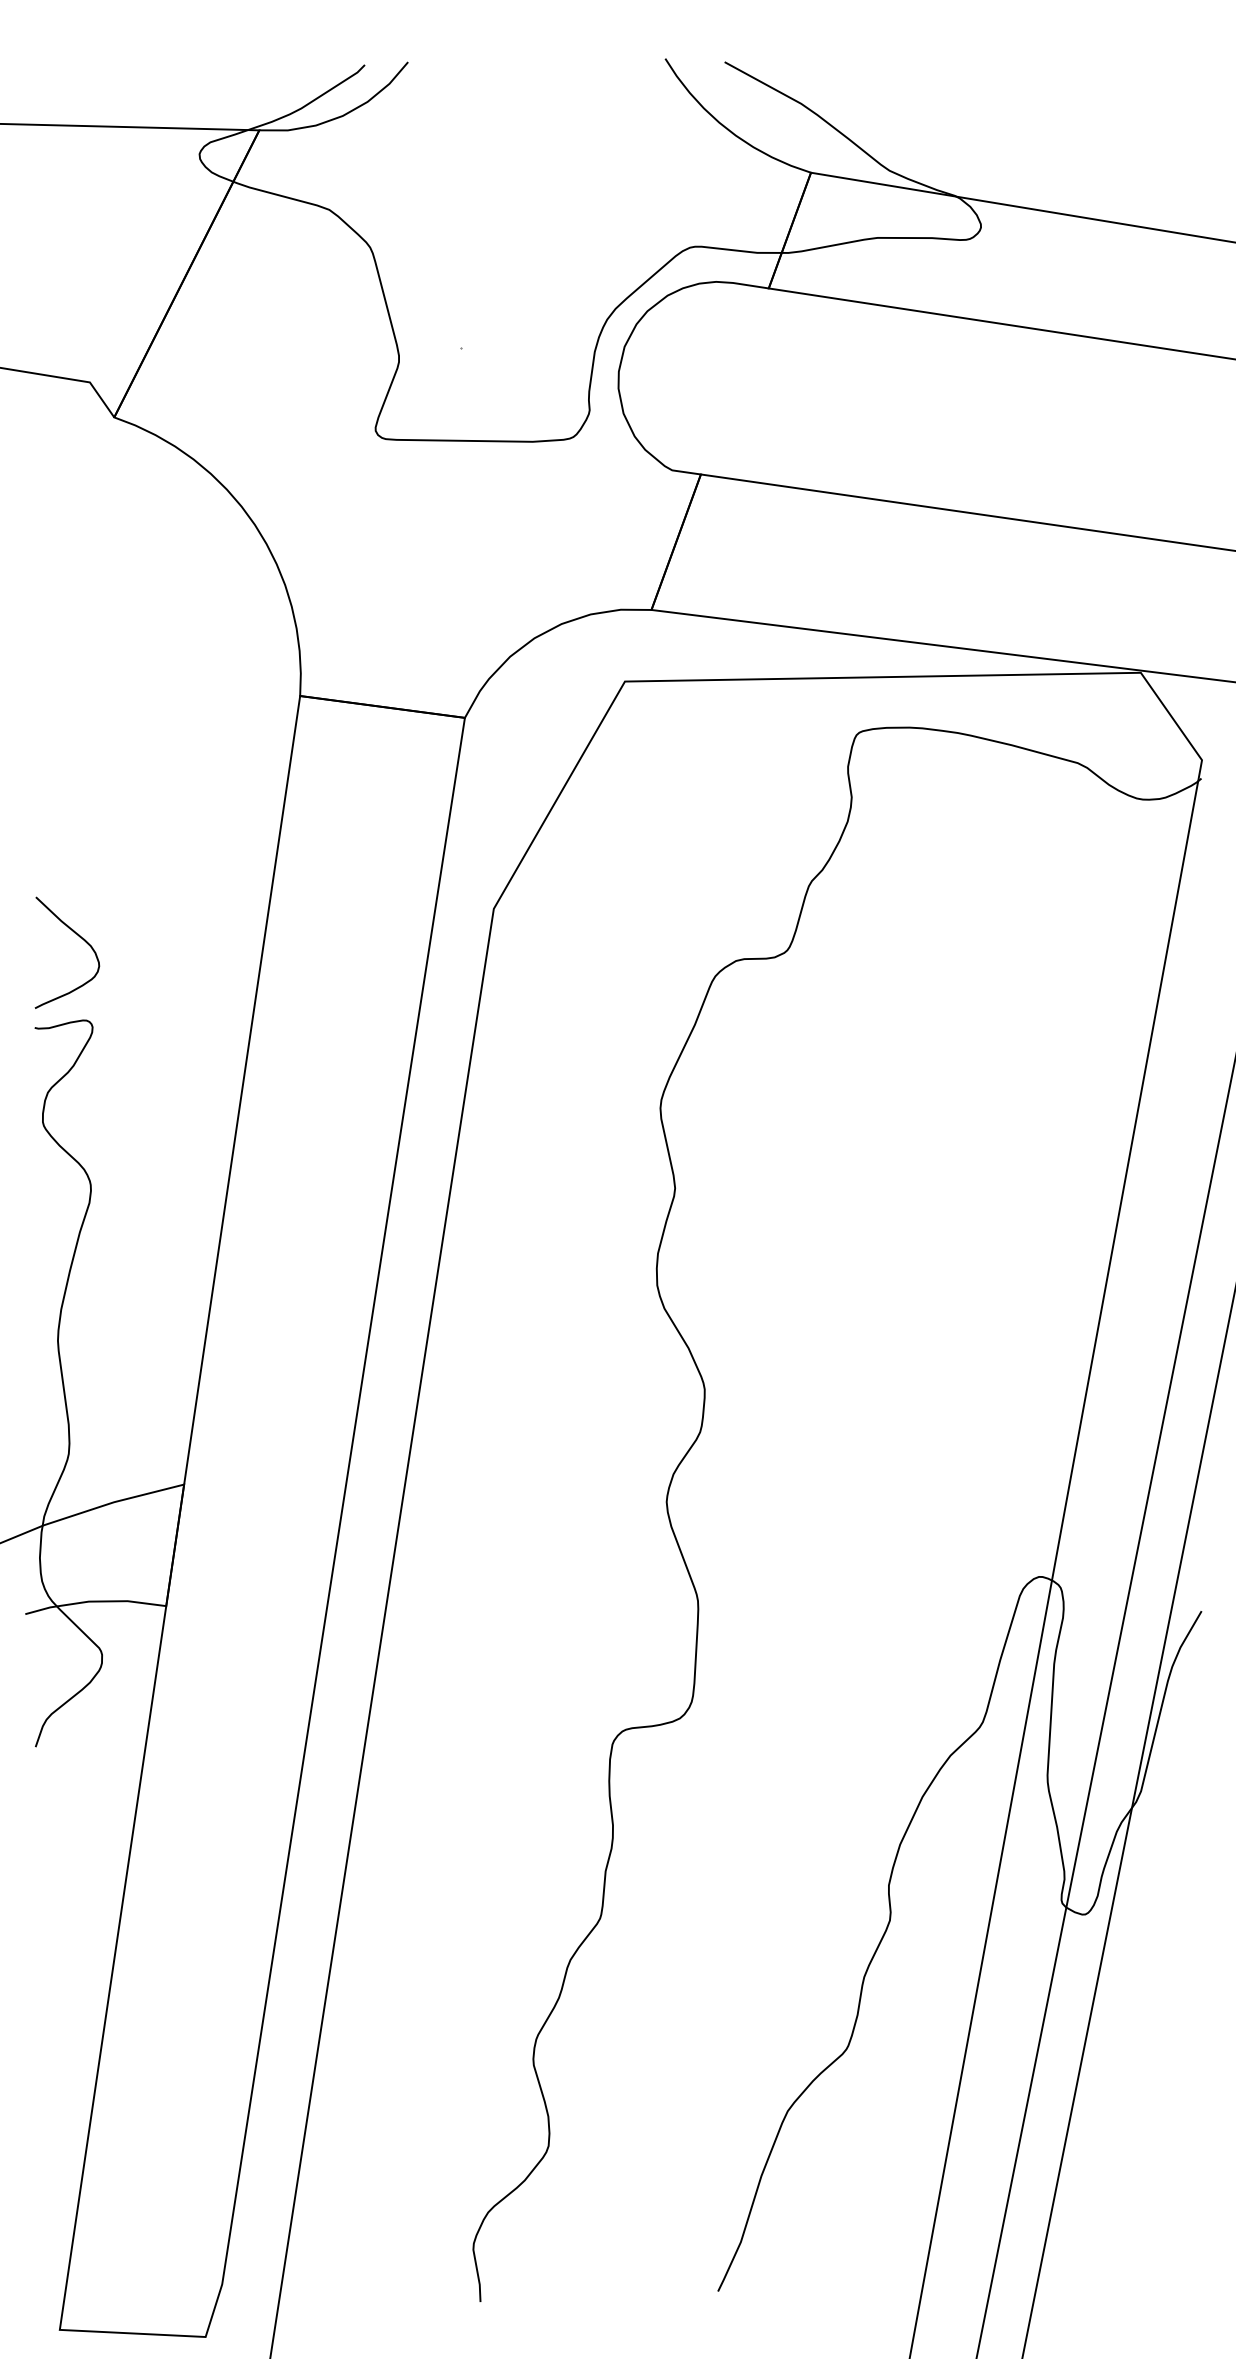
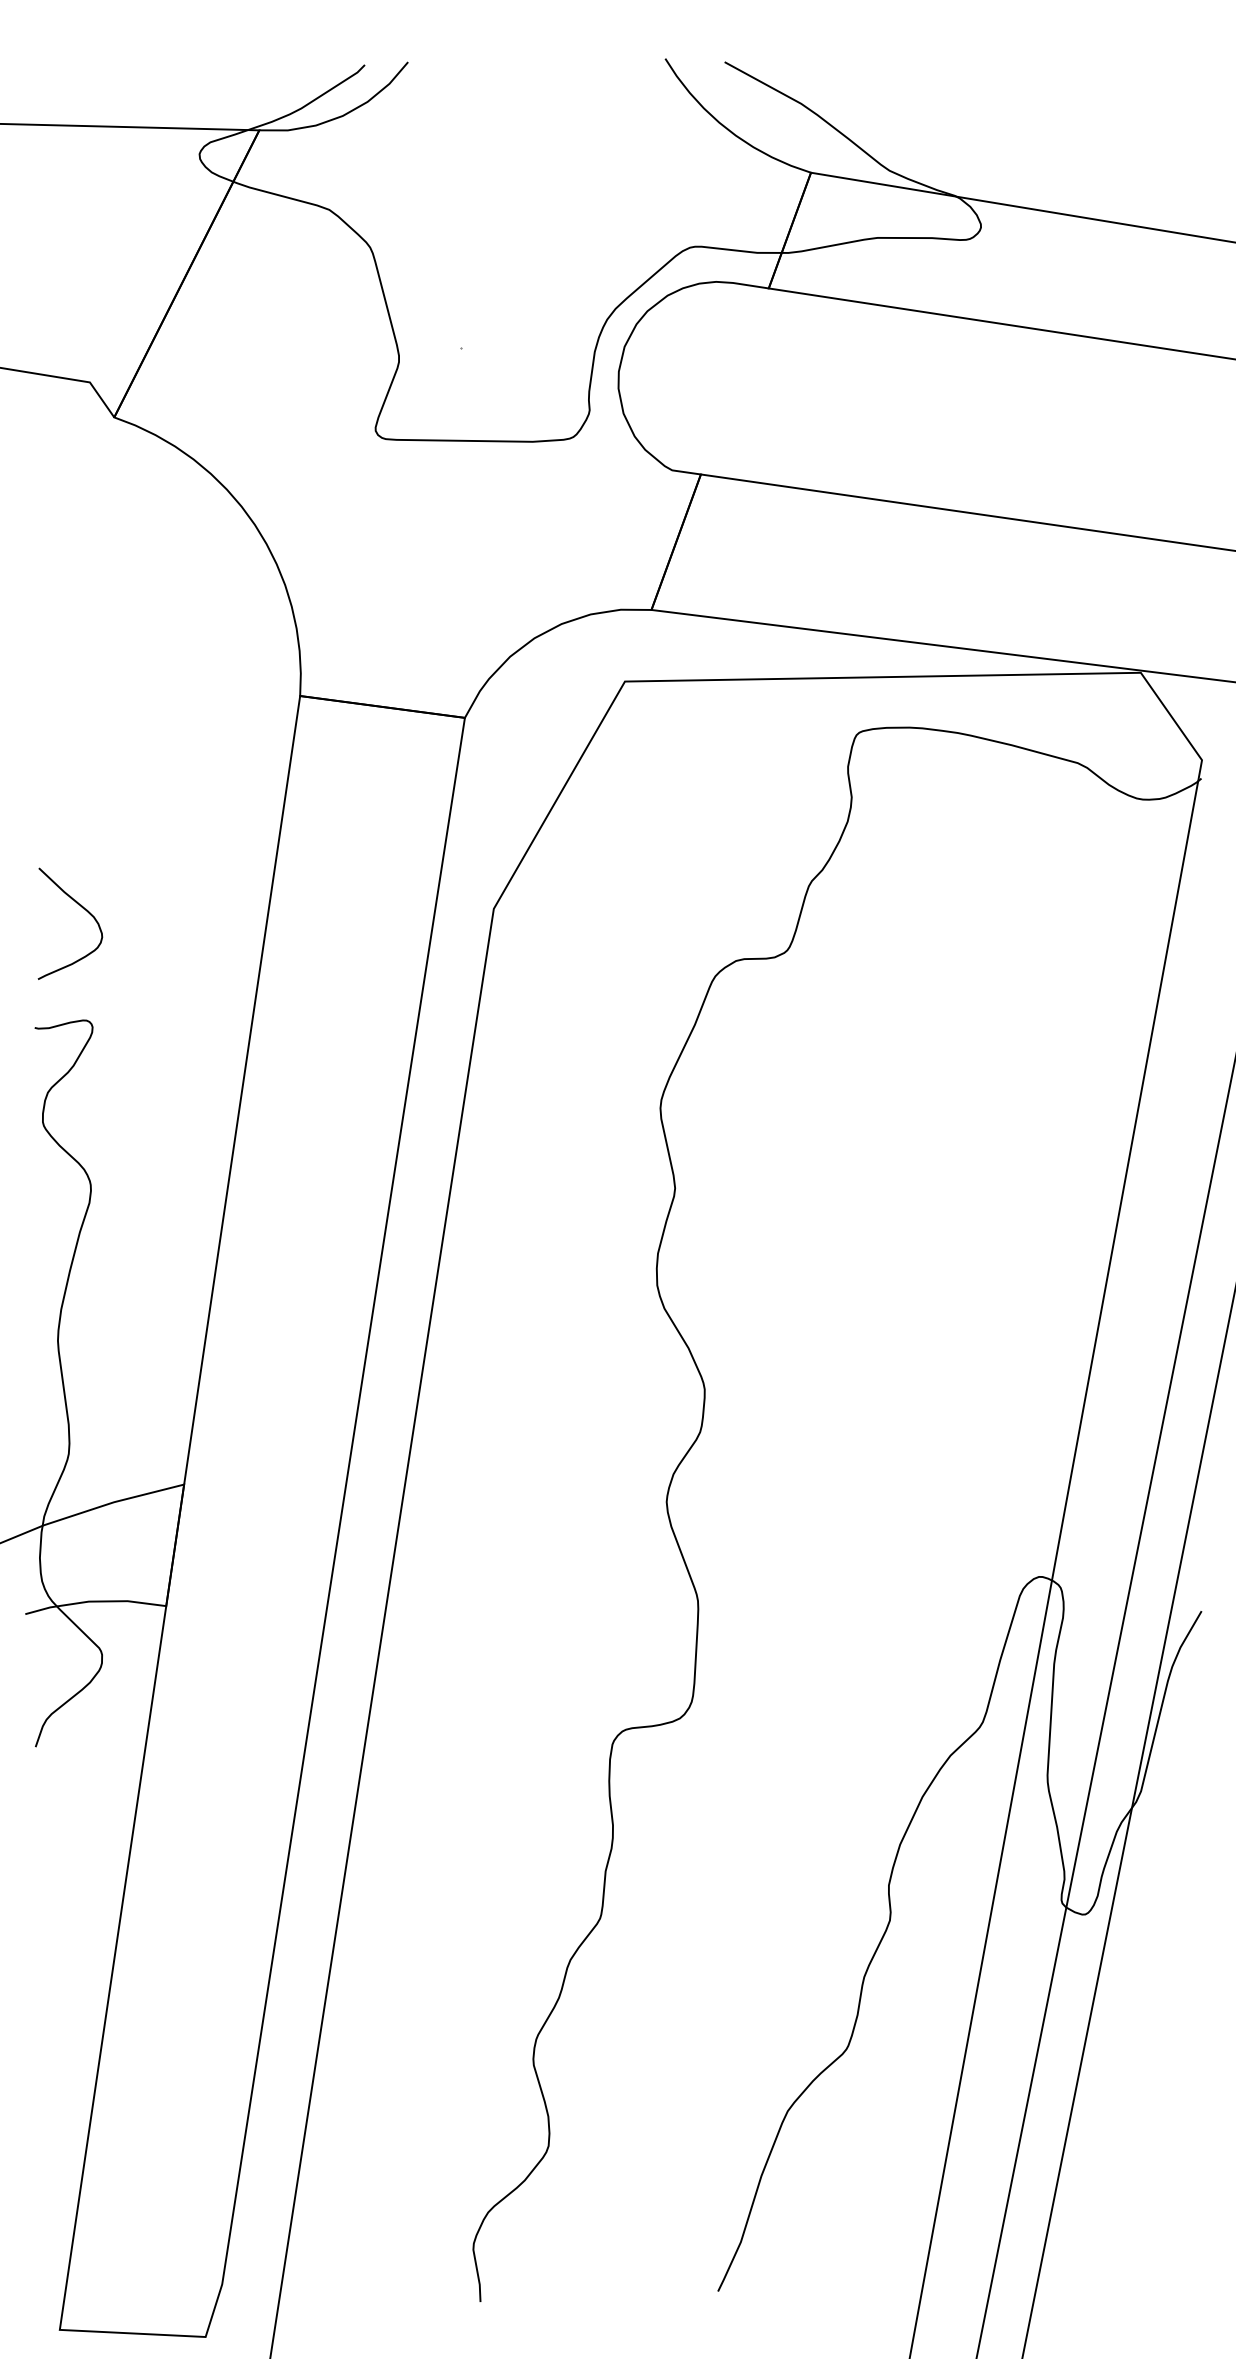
curve position: (80, 938) -> (83, 909) (83, 909)
